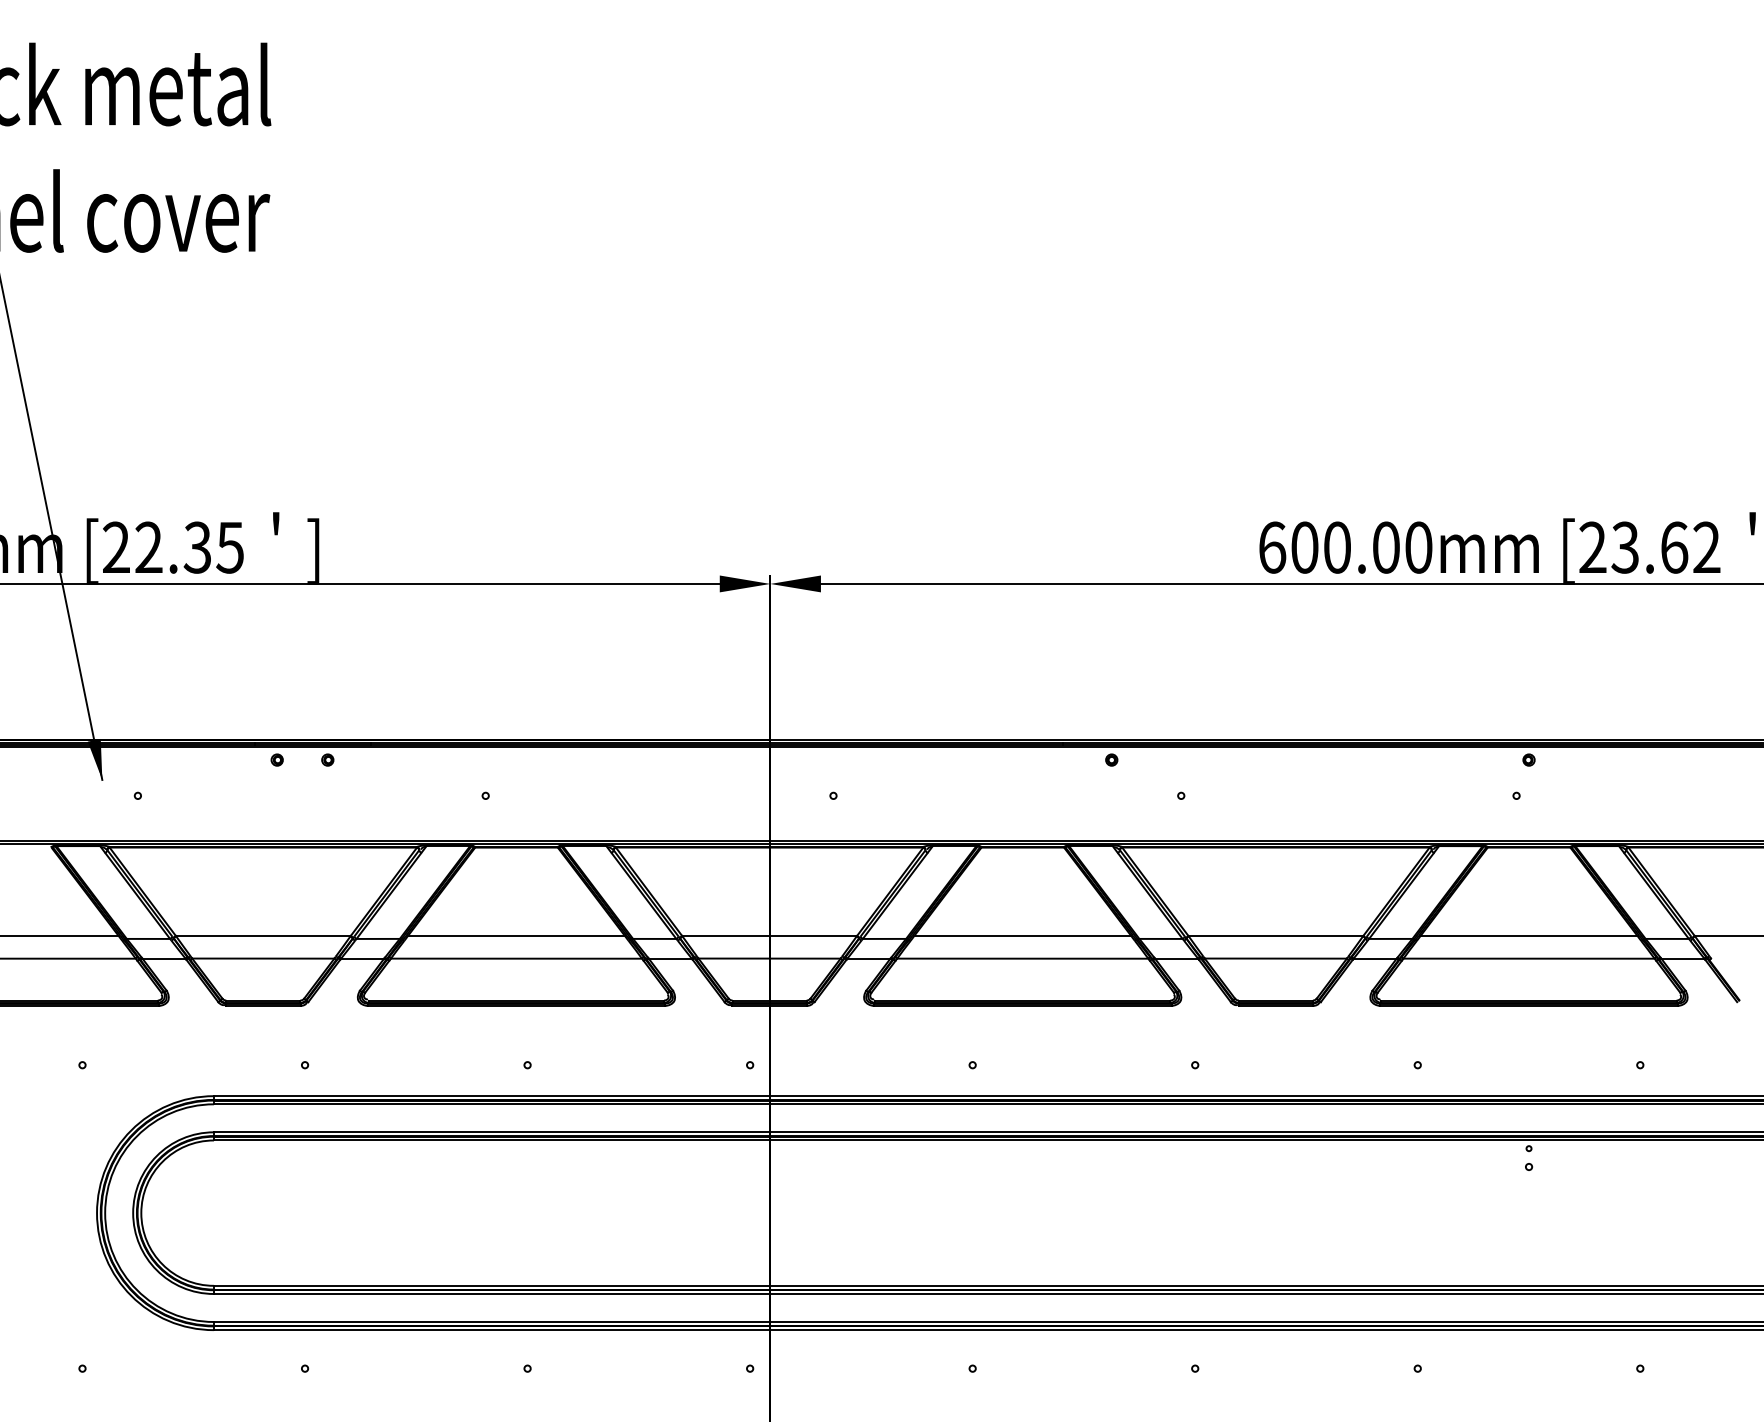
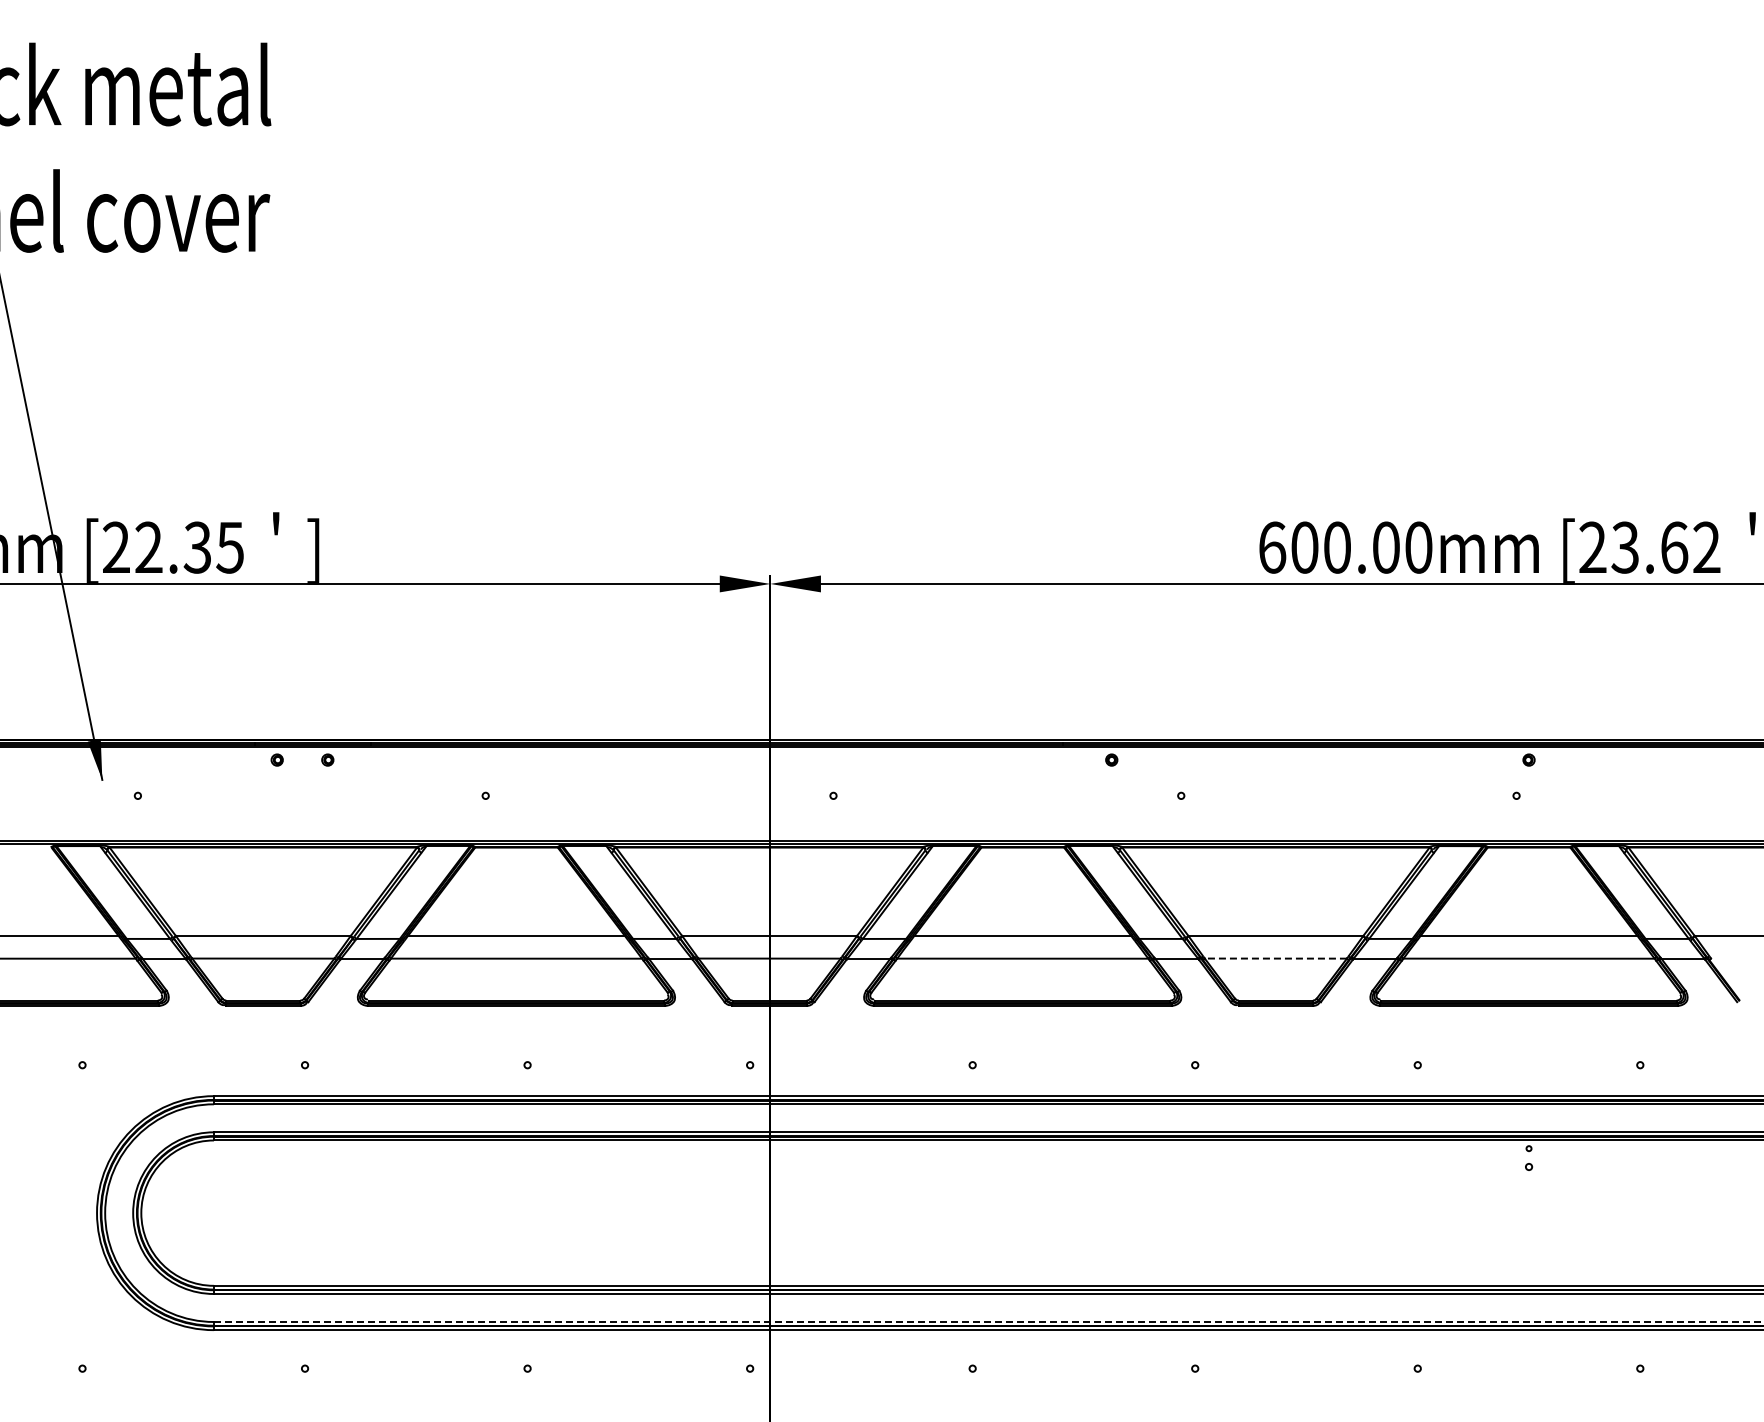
line: solid -> dashed (1275, 958)
line: solid -> dashed (988, 1321)
